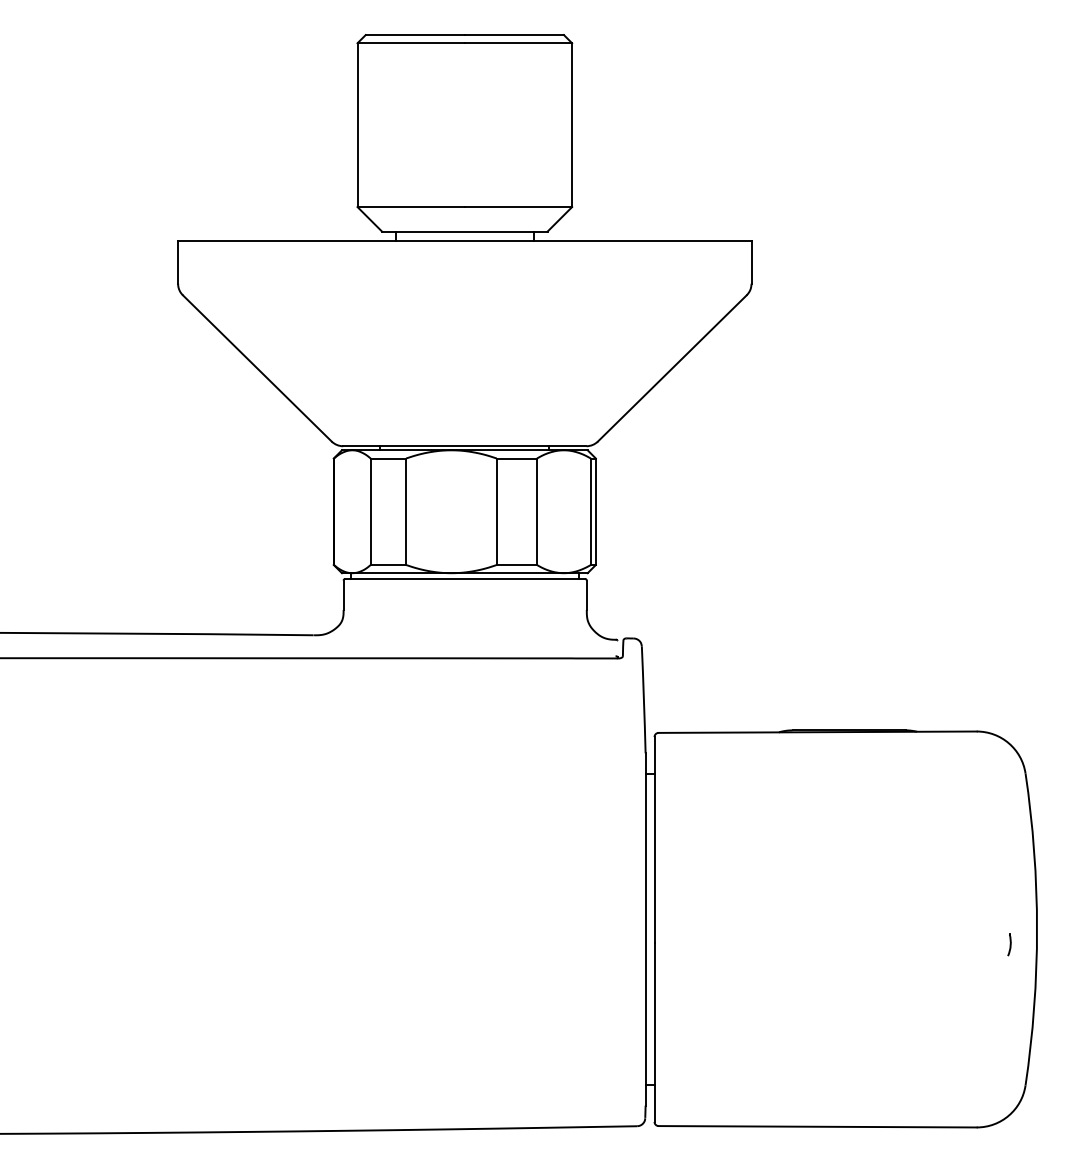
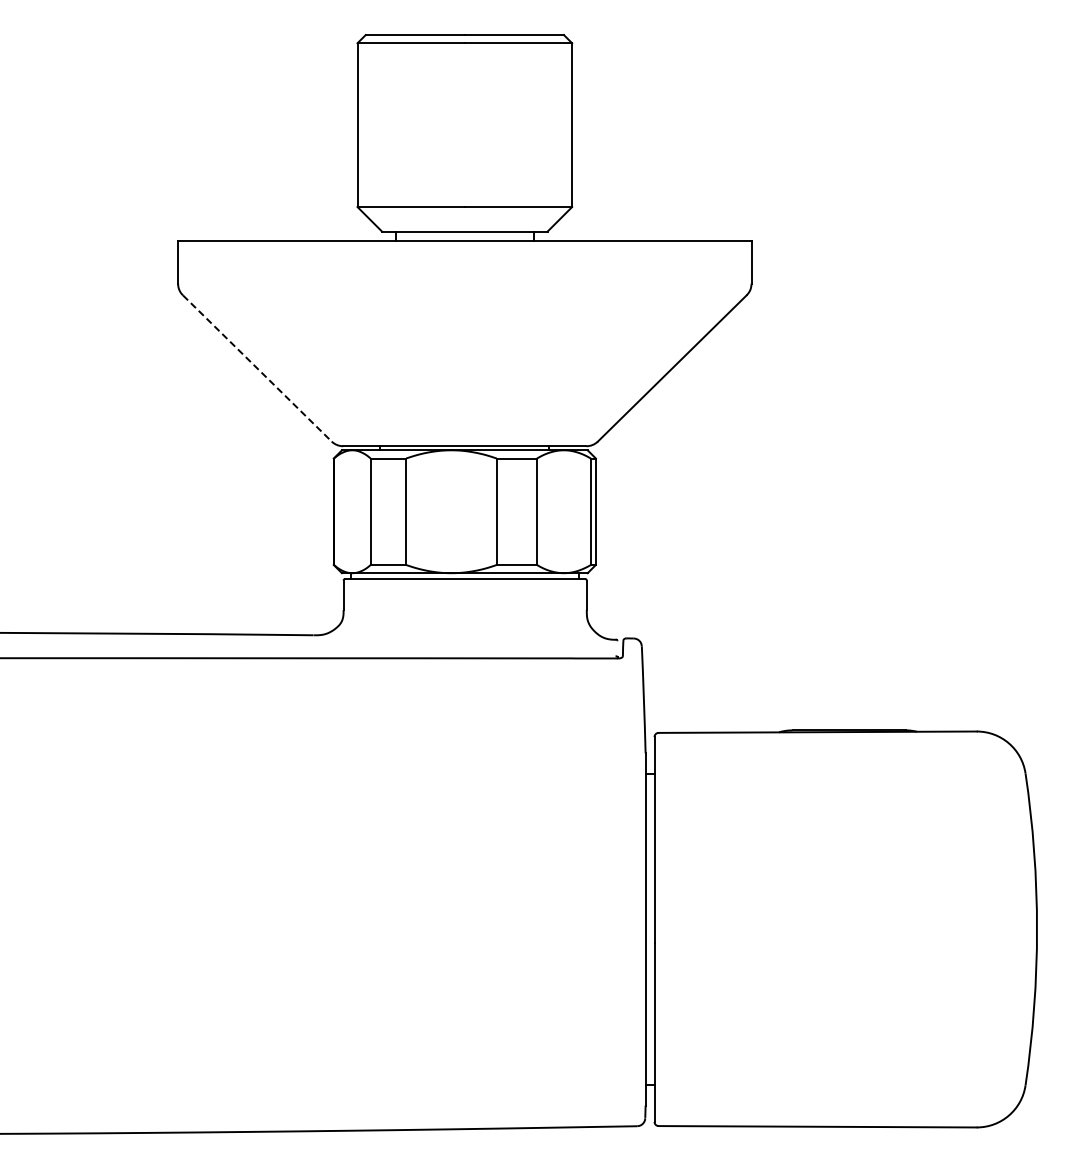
line: solid -> dashed (257, 368)
part: present -> none (1009, 944)
